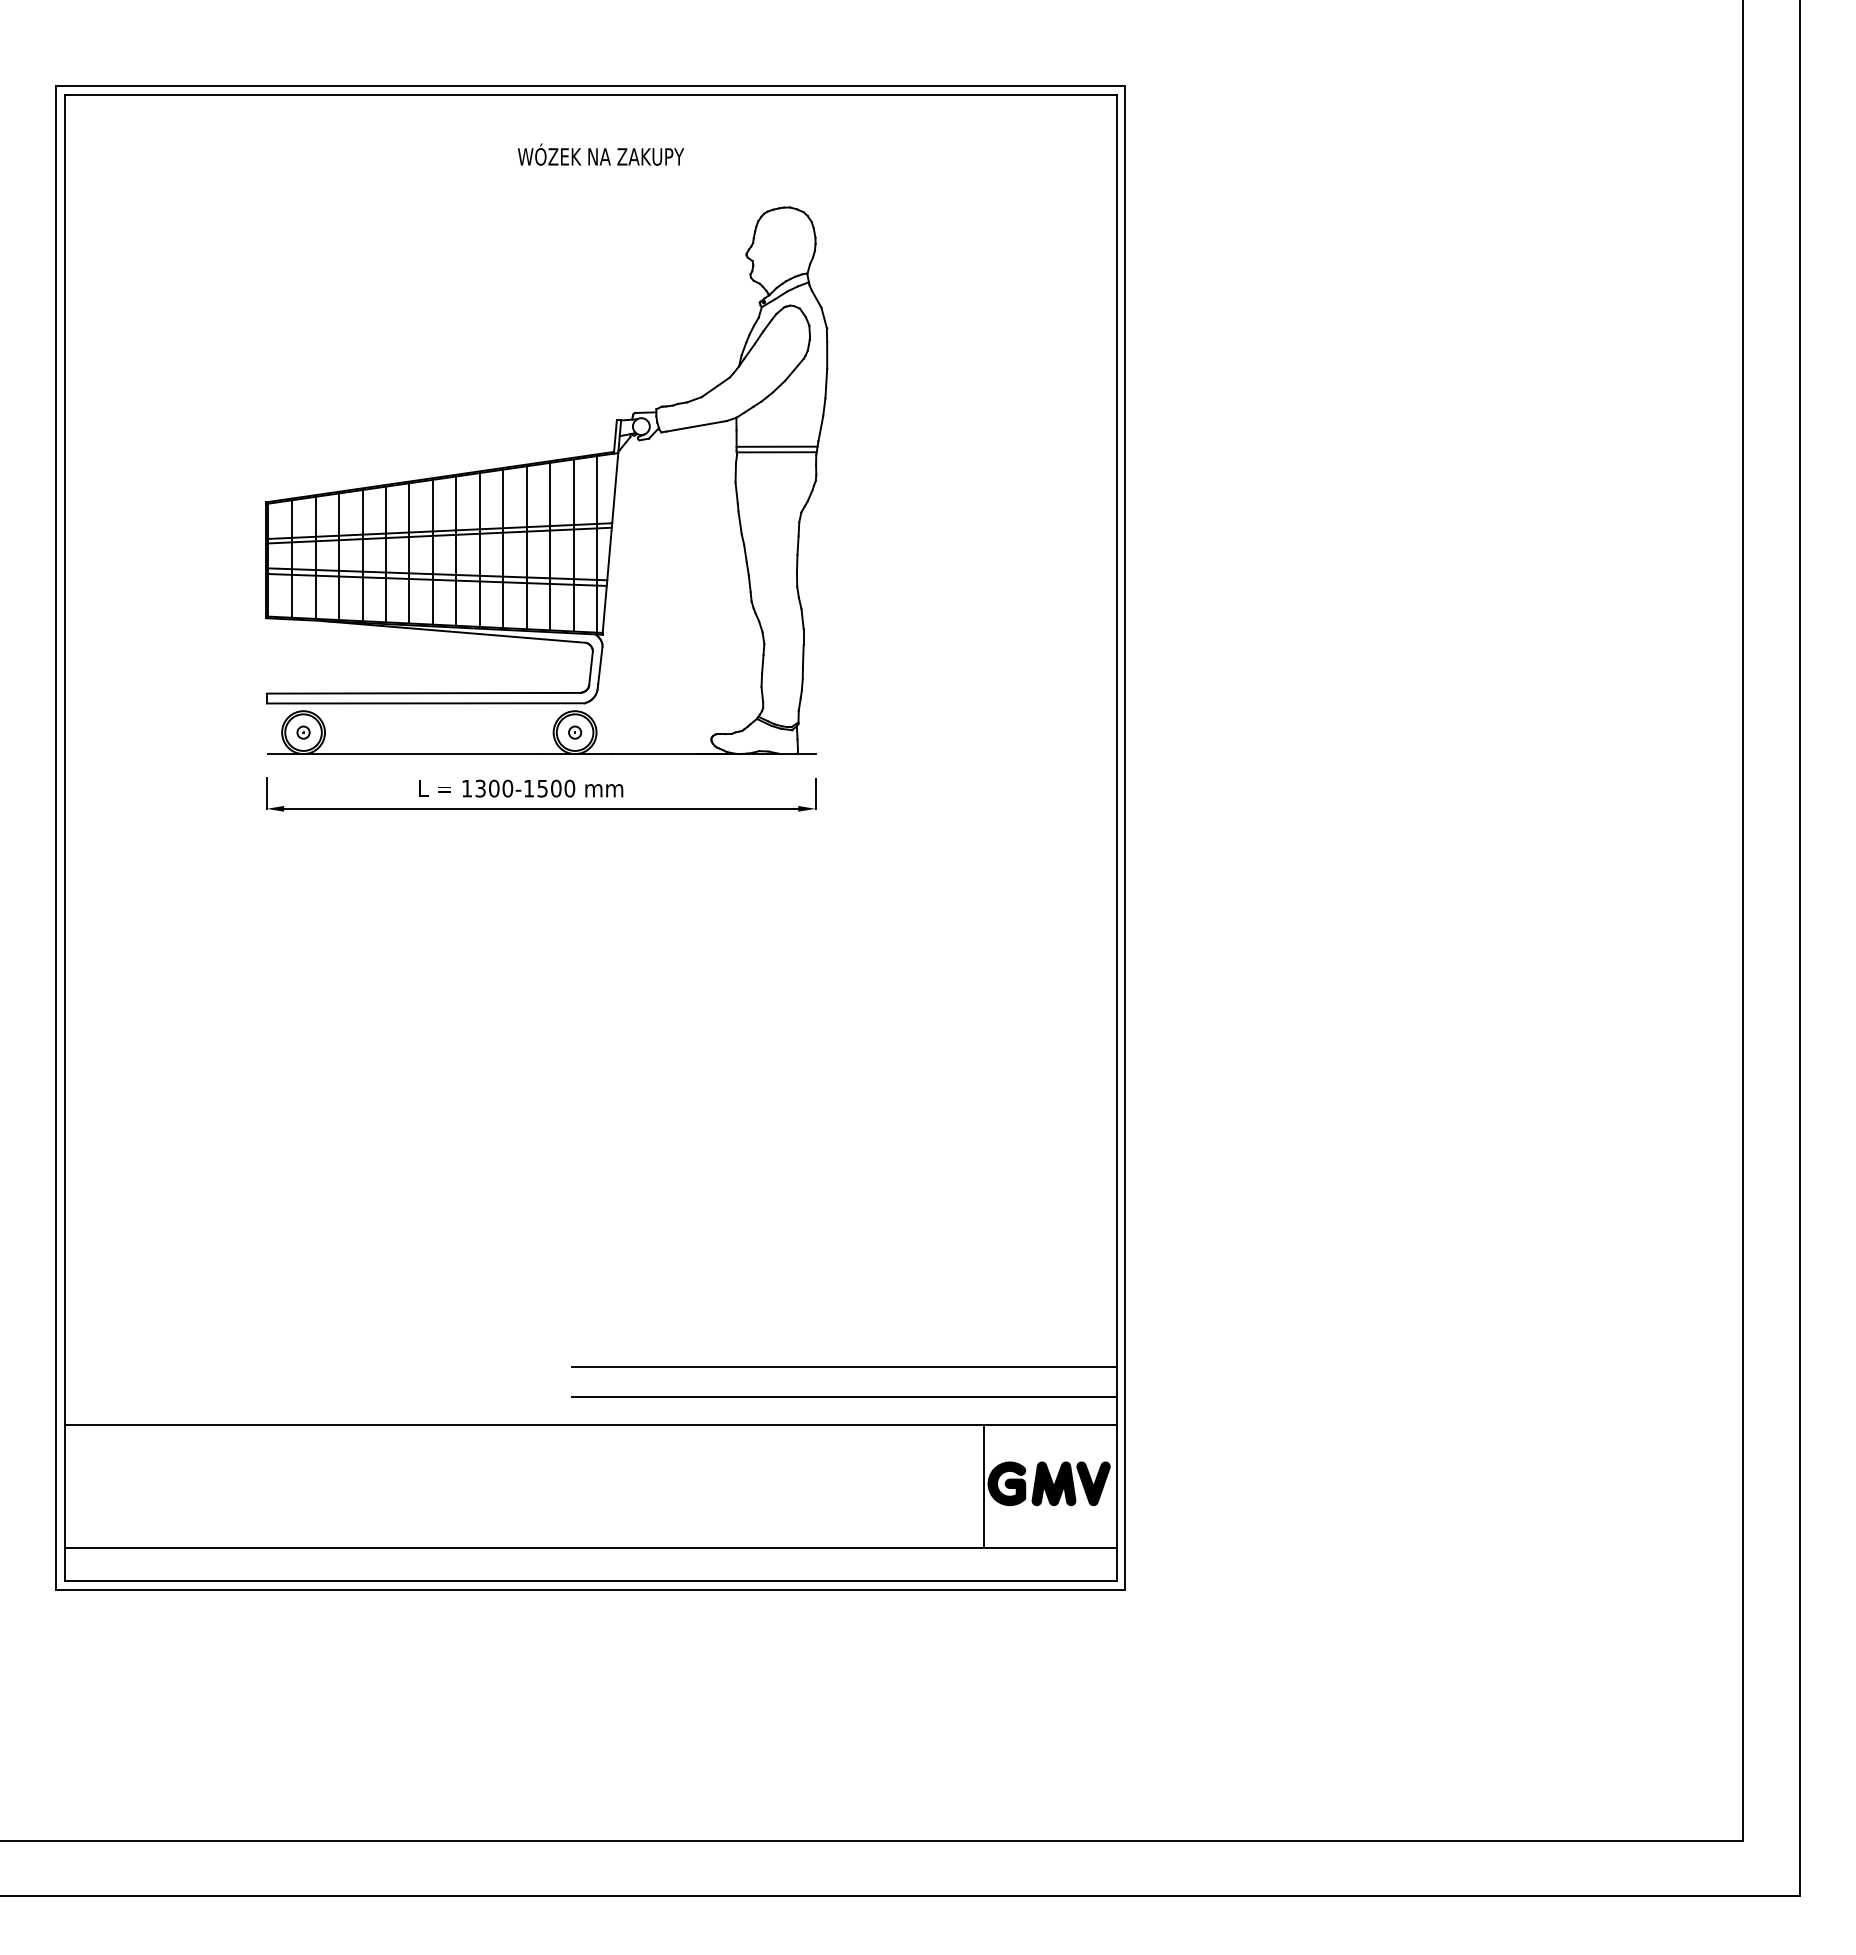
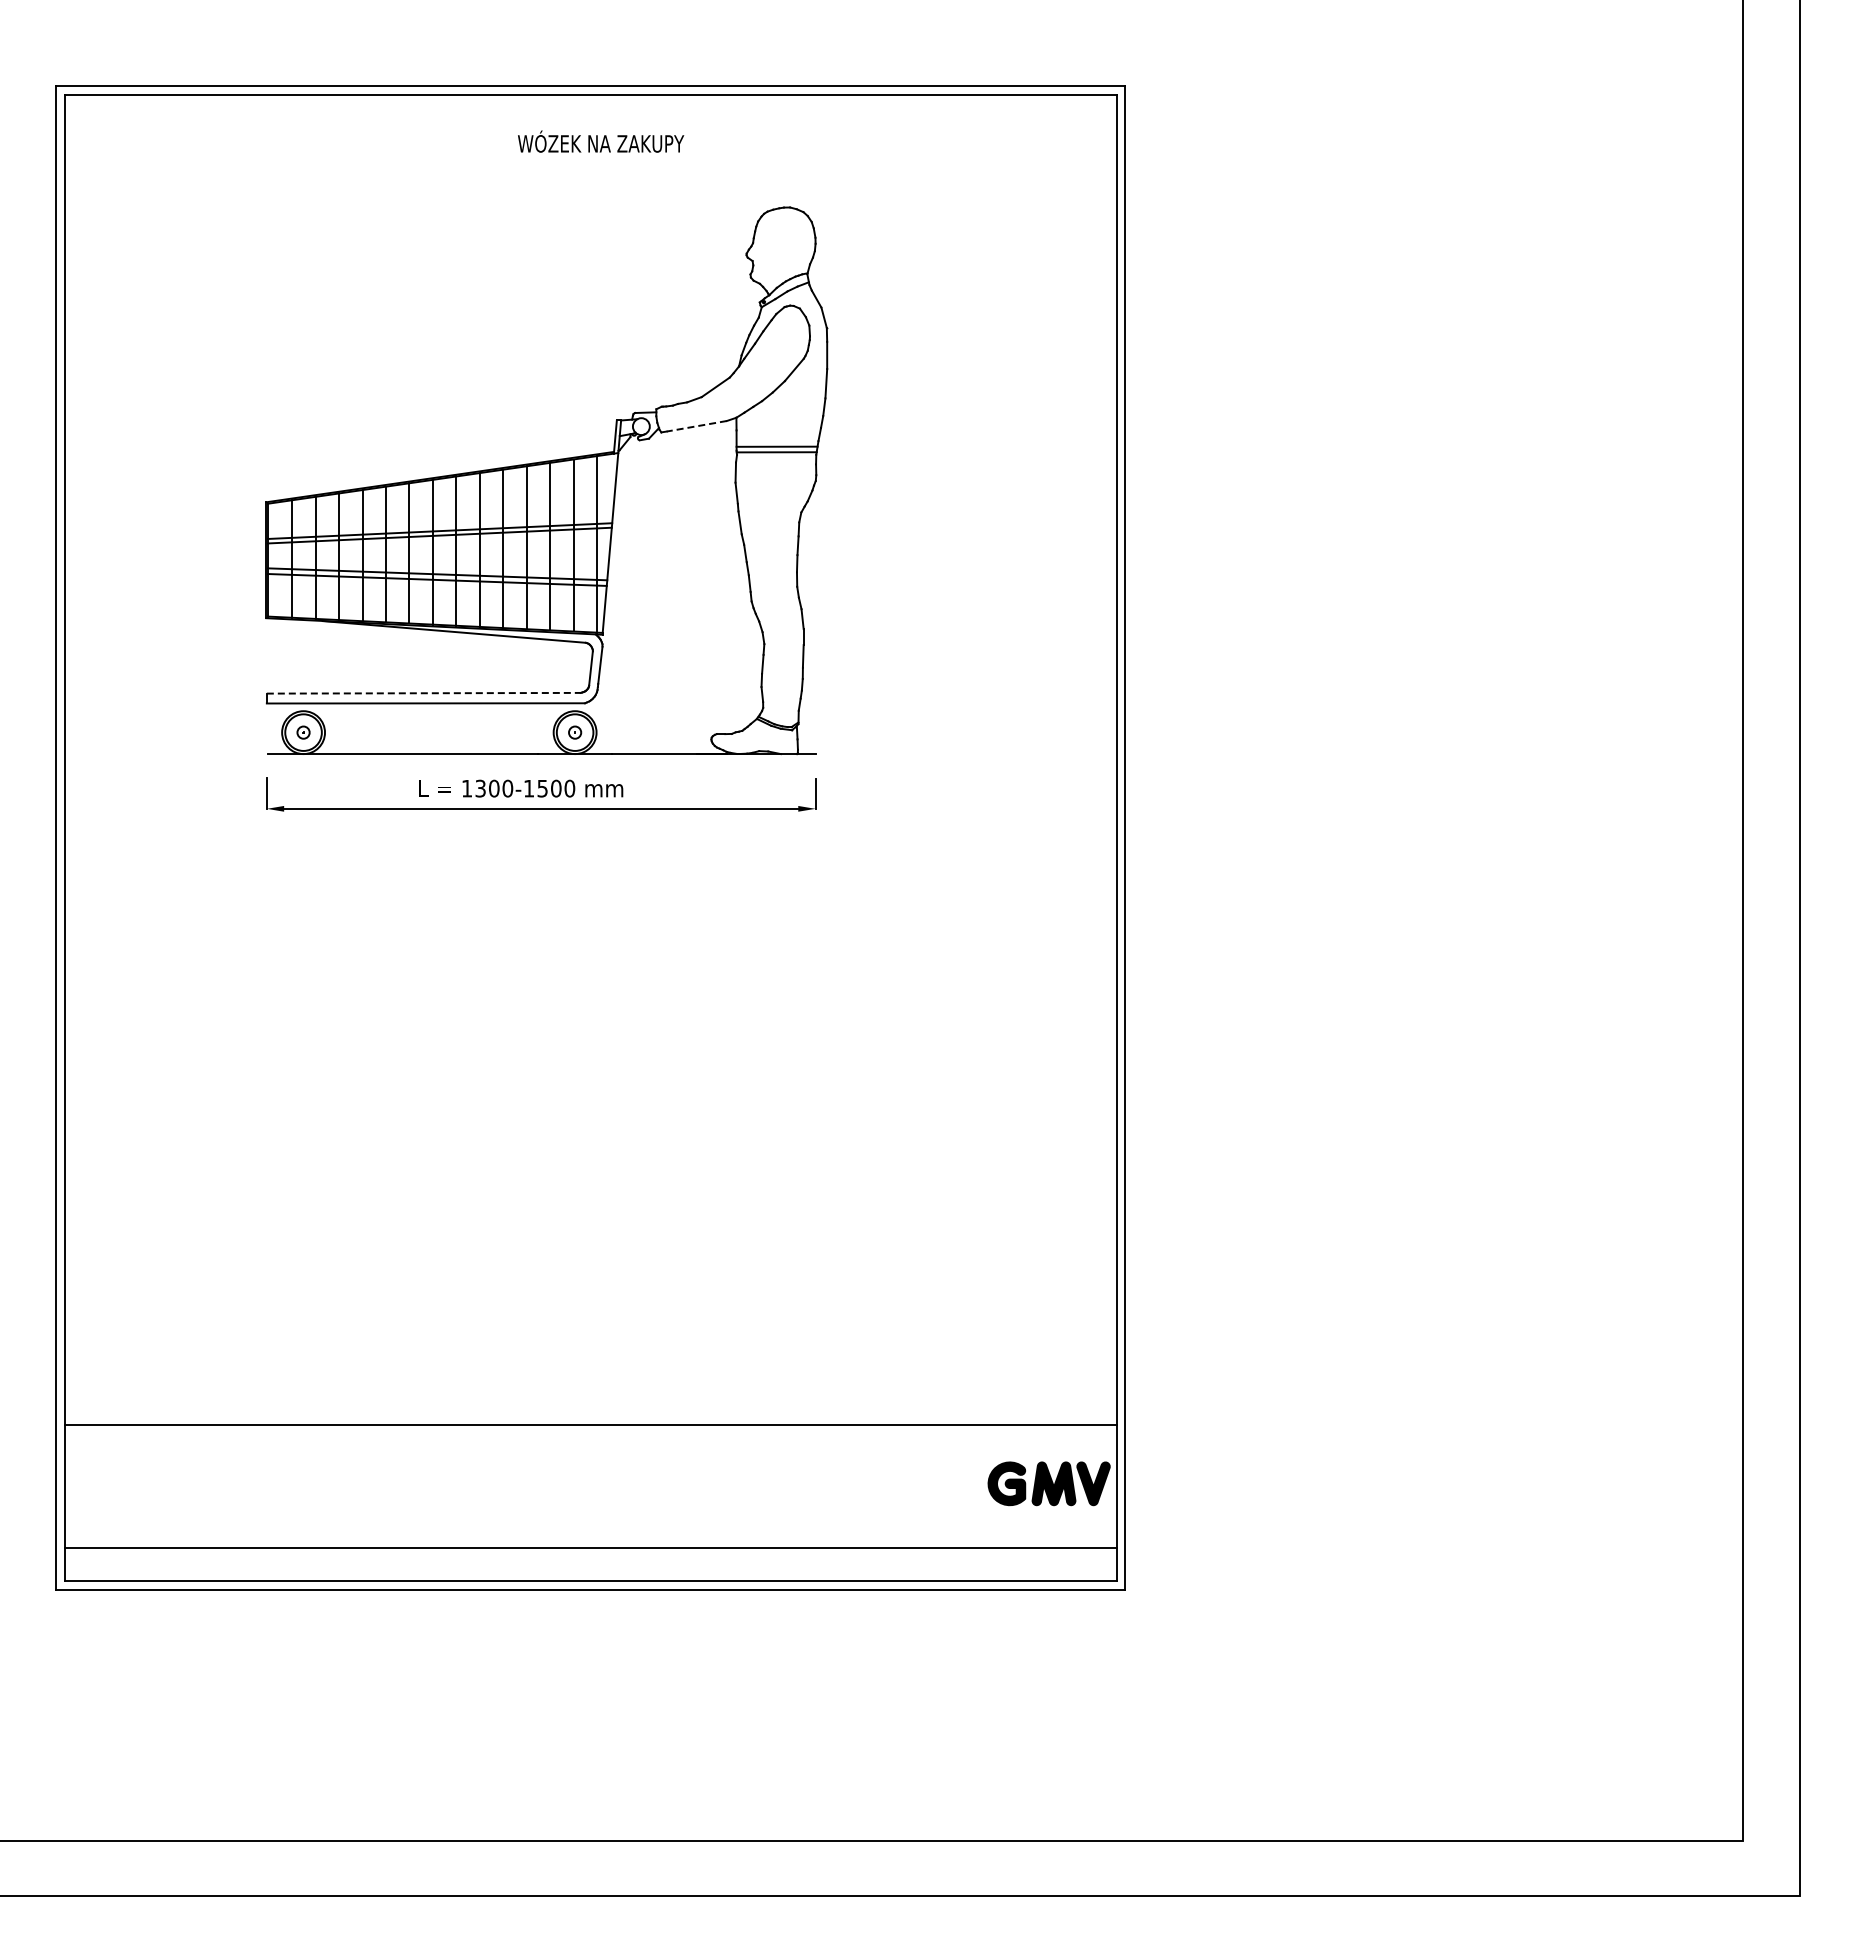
text position: (601, 154) -> (601, 141) (601, 141)
line: solid -> dashed (696, 426)
line: solid -> dashed (423, 693)
line: present -> none (844, 1366)
line: present -> none (844, 1396)
line: present -> none (984, 1485)
